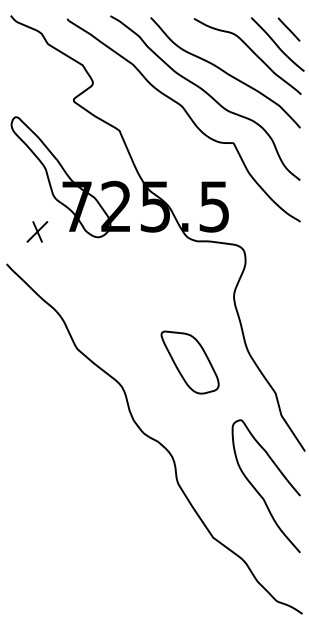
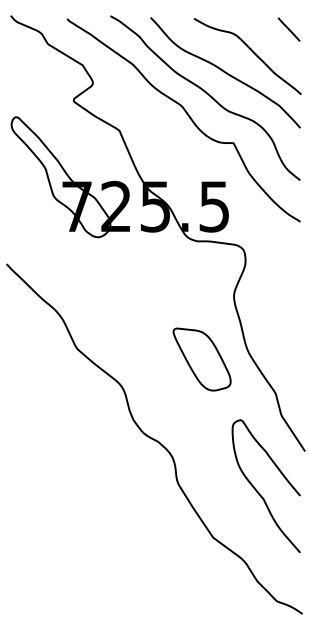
curve: present -> none (277, 44)
part: present -> none (37, 231)
part position: (189, 362) -> (201, 359) (201, 359)
